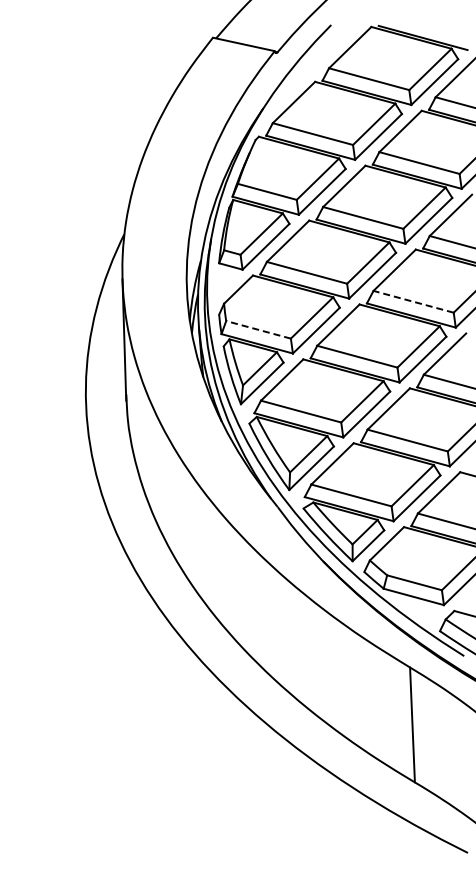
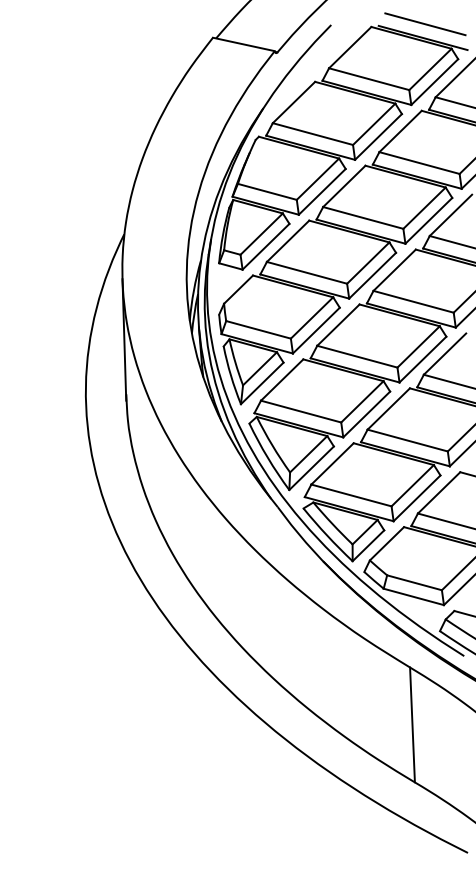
line: none -> present (425, 24)
line: dashed -> solid (413, 301)
line: dashed -> solid (258, 329)
